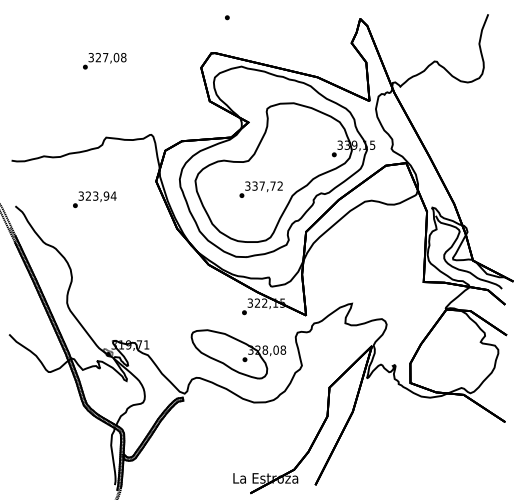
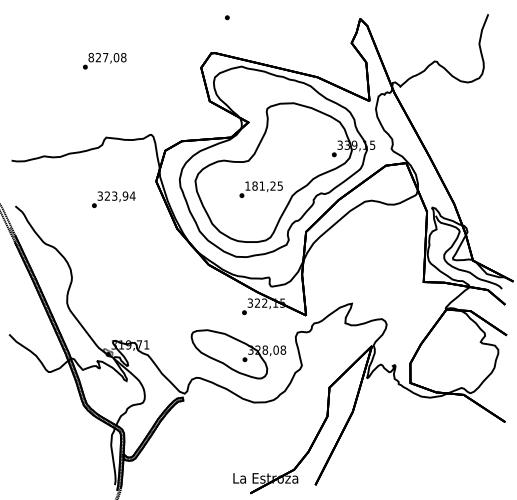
text: 327,08 -> 827,08 (91, 57)
text: 337,72 -> 181,25 (263, 185)
text position: (94, 199) -> (113, 199) (113, 199)
